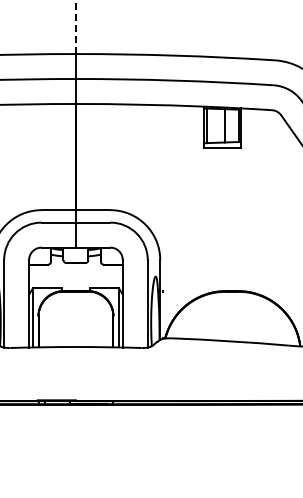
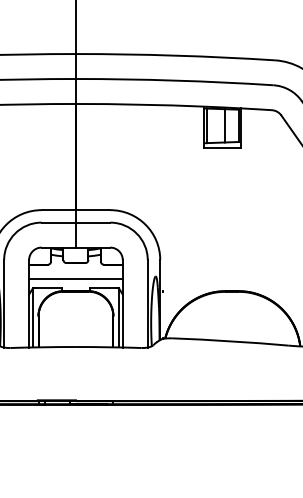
line: dashed -> solid (75, 27)
line: none -> present (75, 278)
